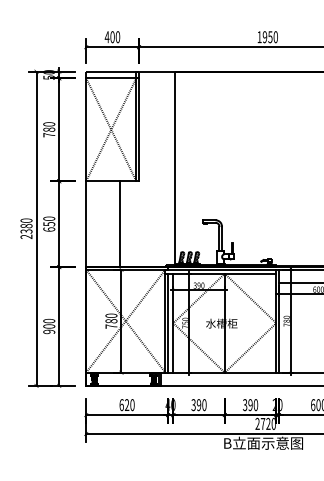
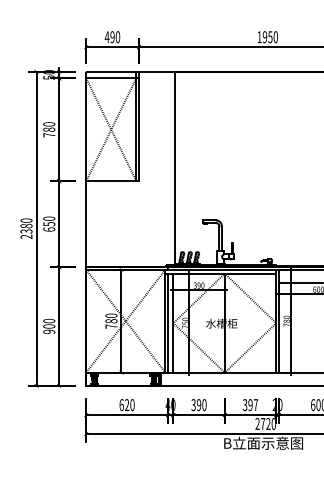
text: 400 -> 490 (112, 37)
line: present -> none (119, 224)
text: 390 -> 397 (255, 405)
